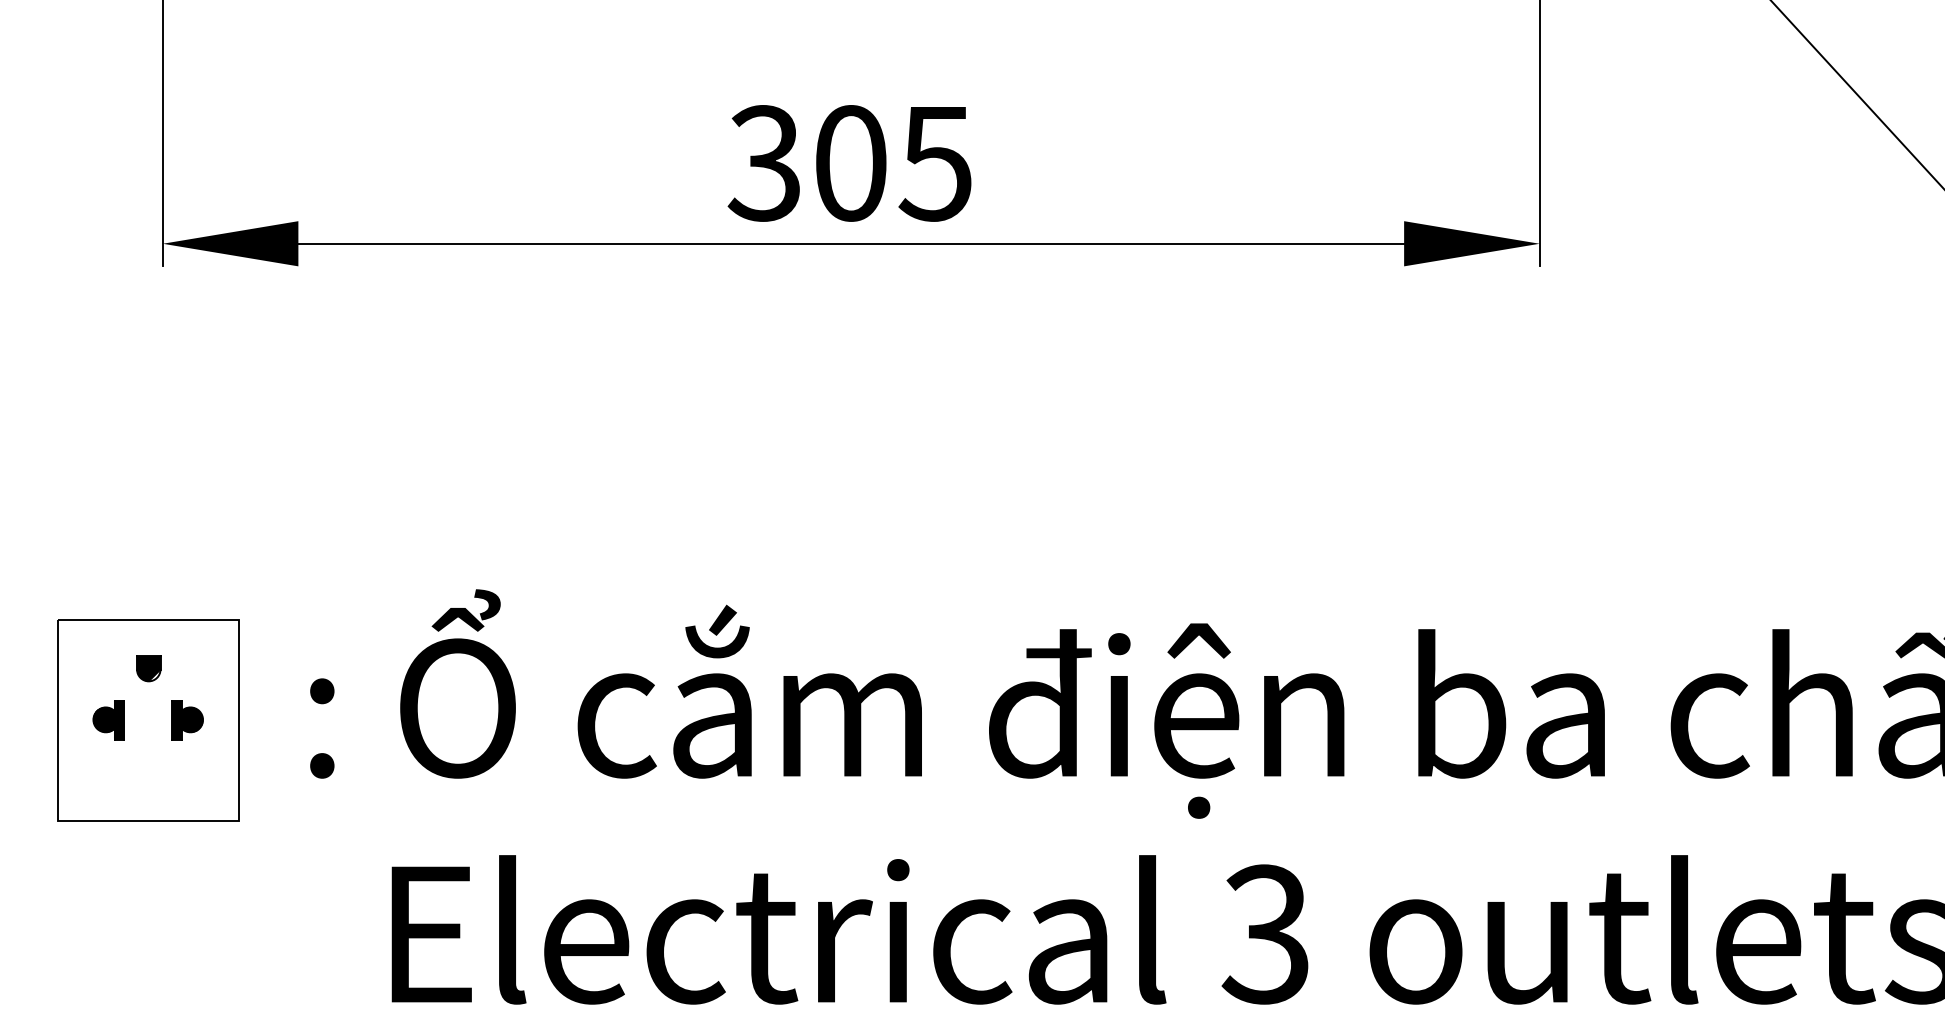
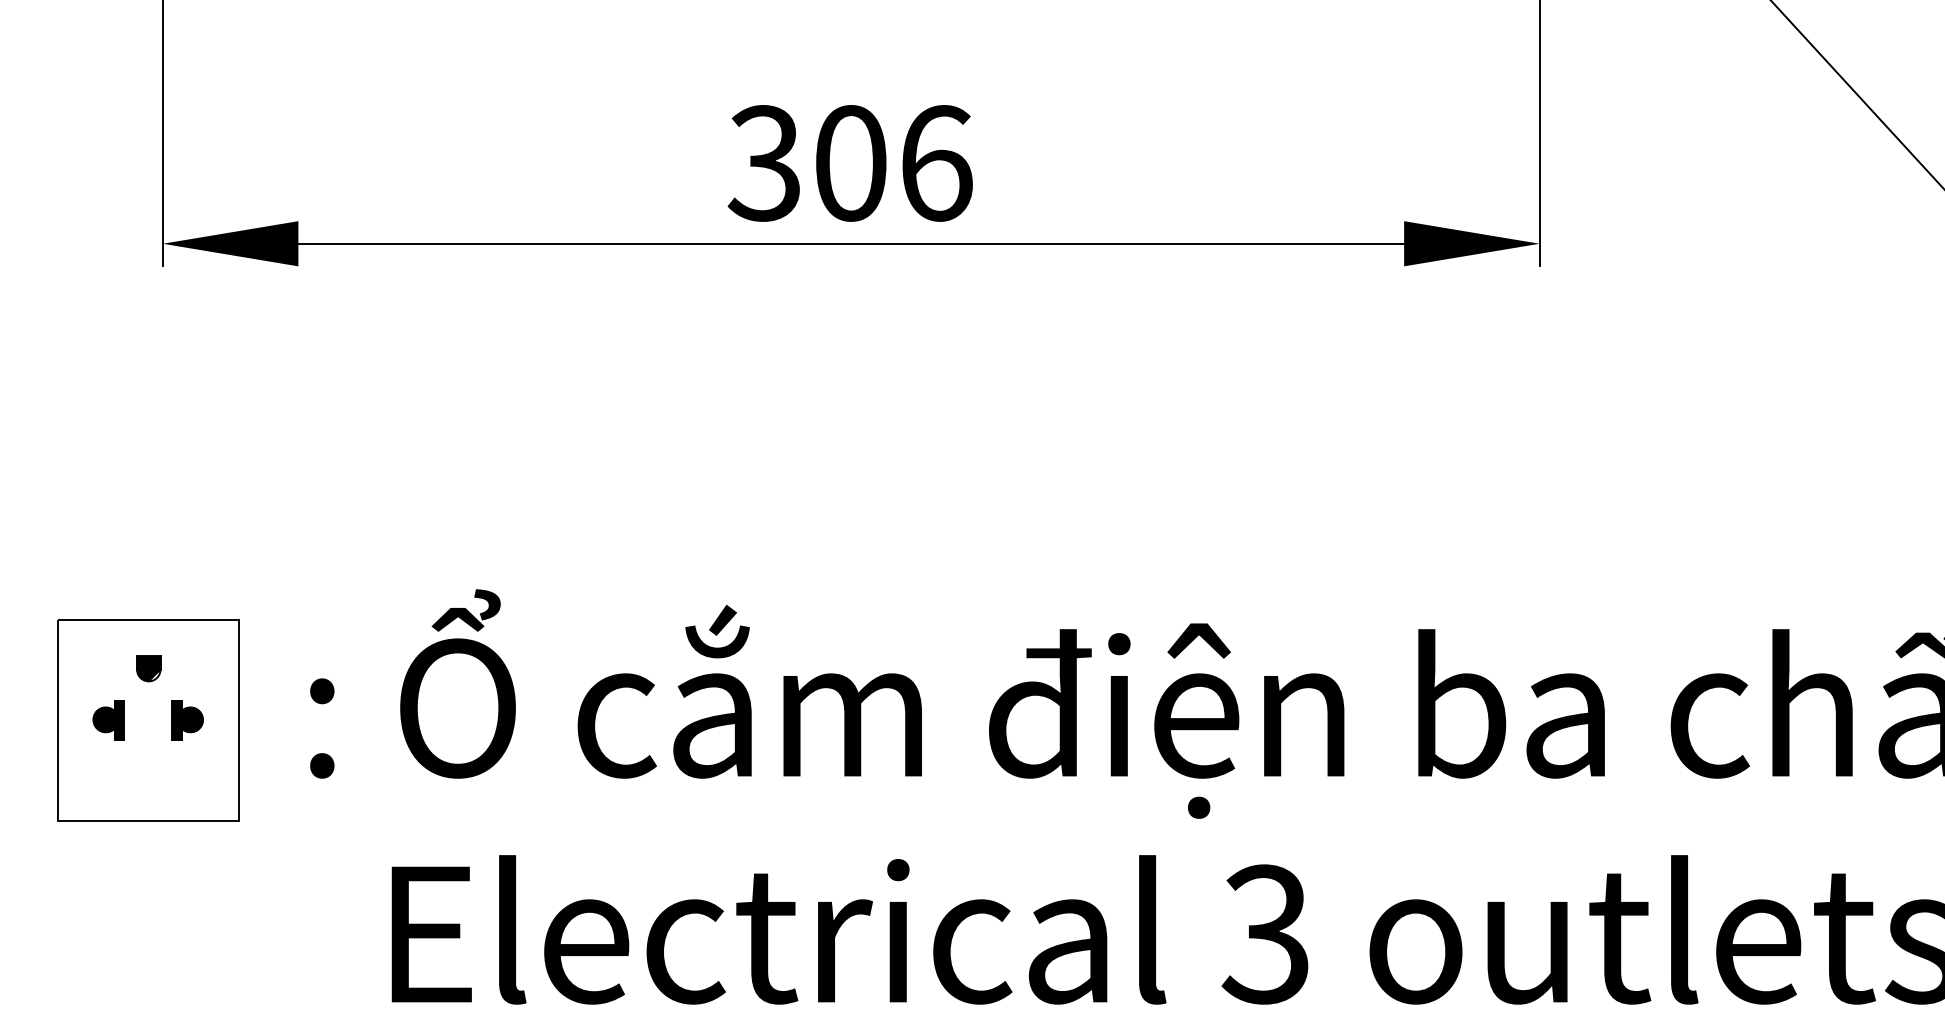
text: 305 -> 306 (935, 163)
